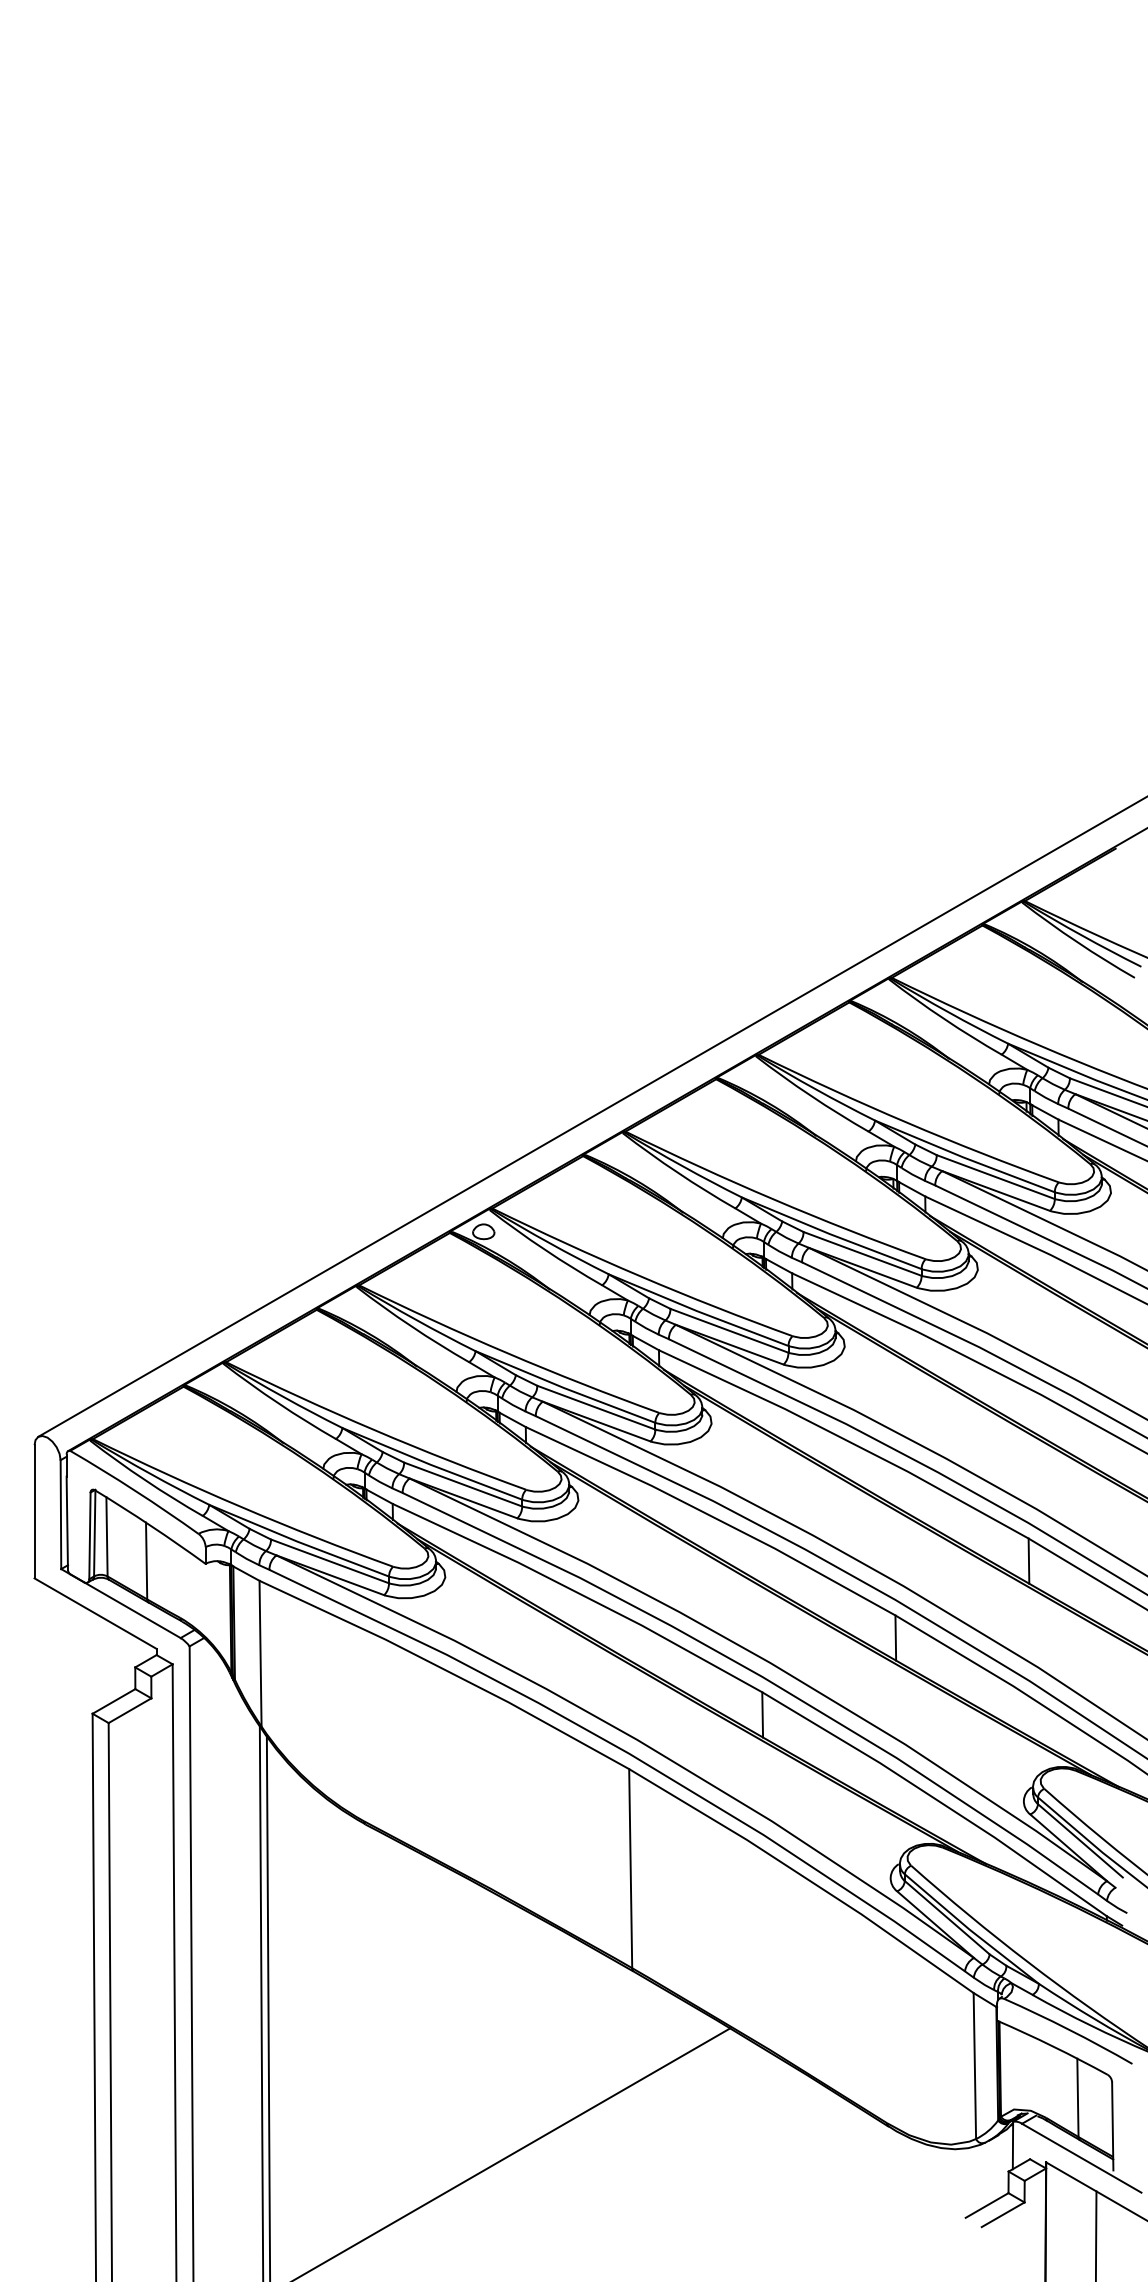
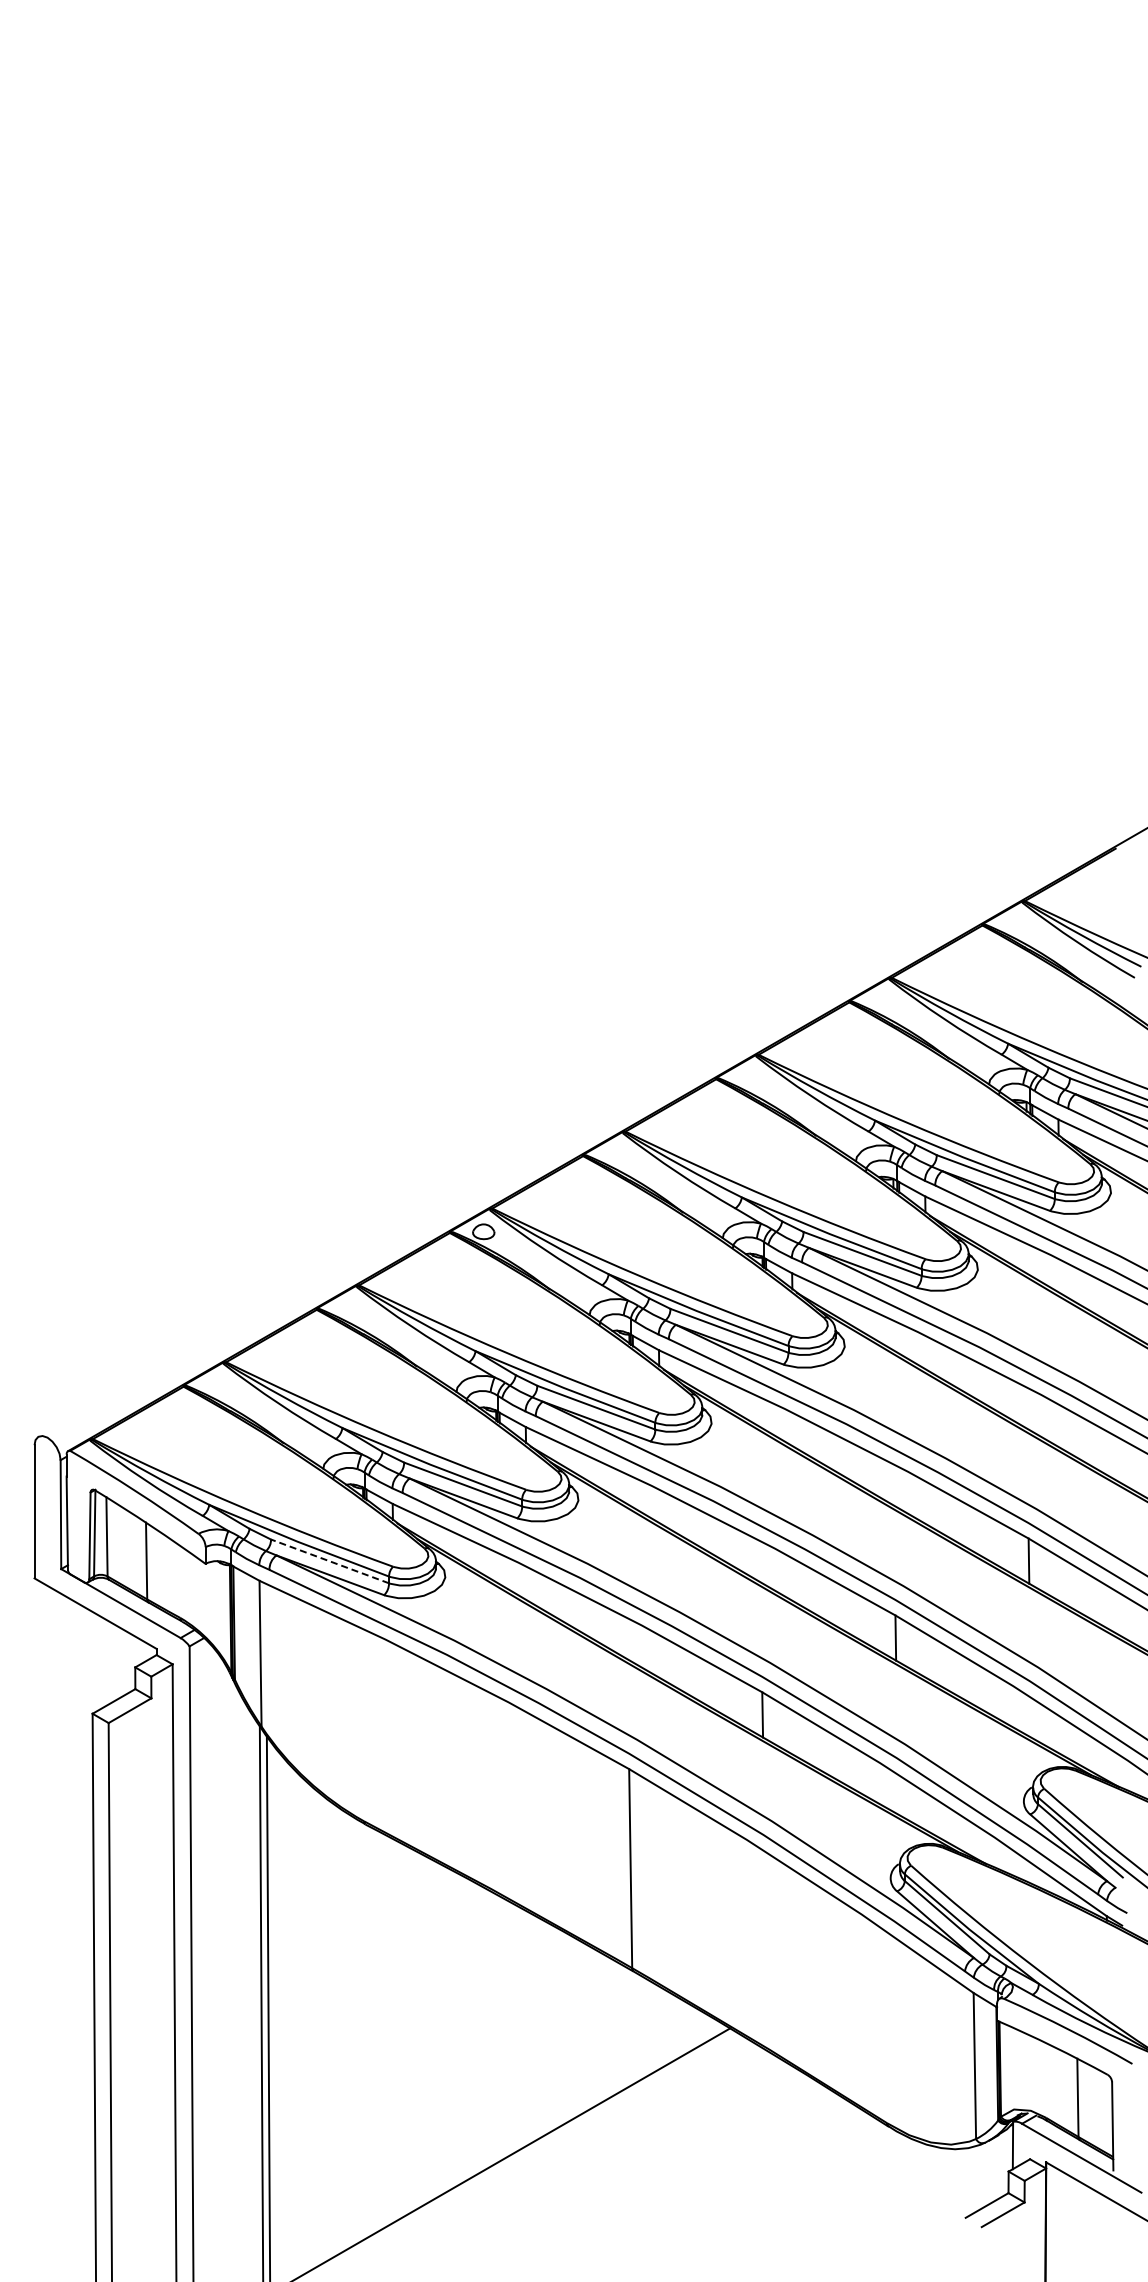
line: present -> none (591, 1117)
line: solid -> dashed (330, 1561)
line: present -> none (1095, 2234)
